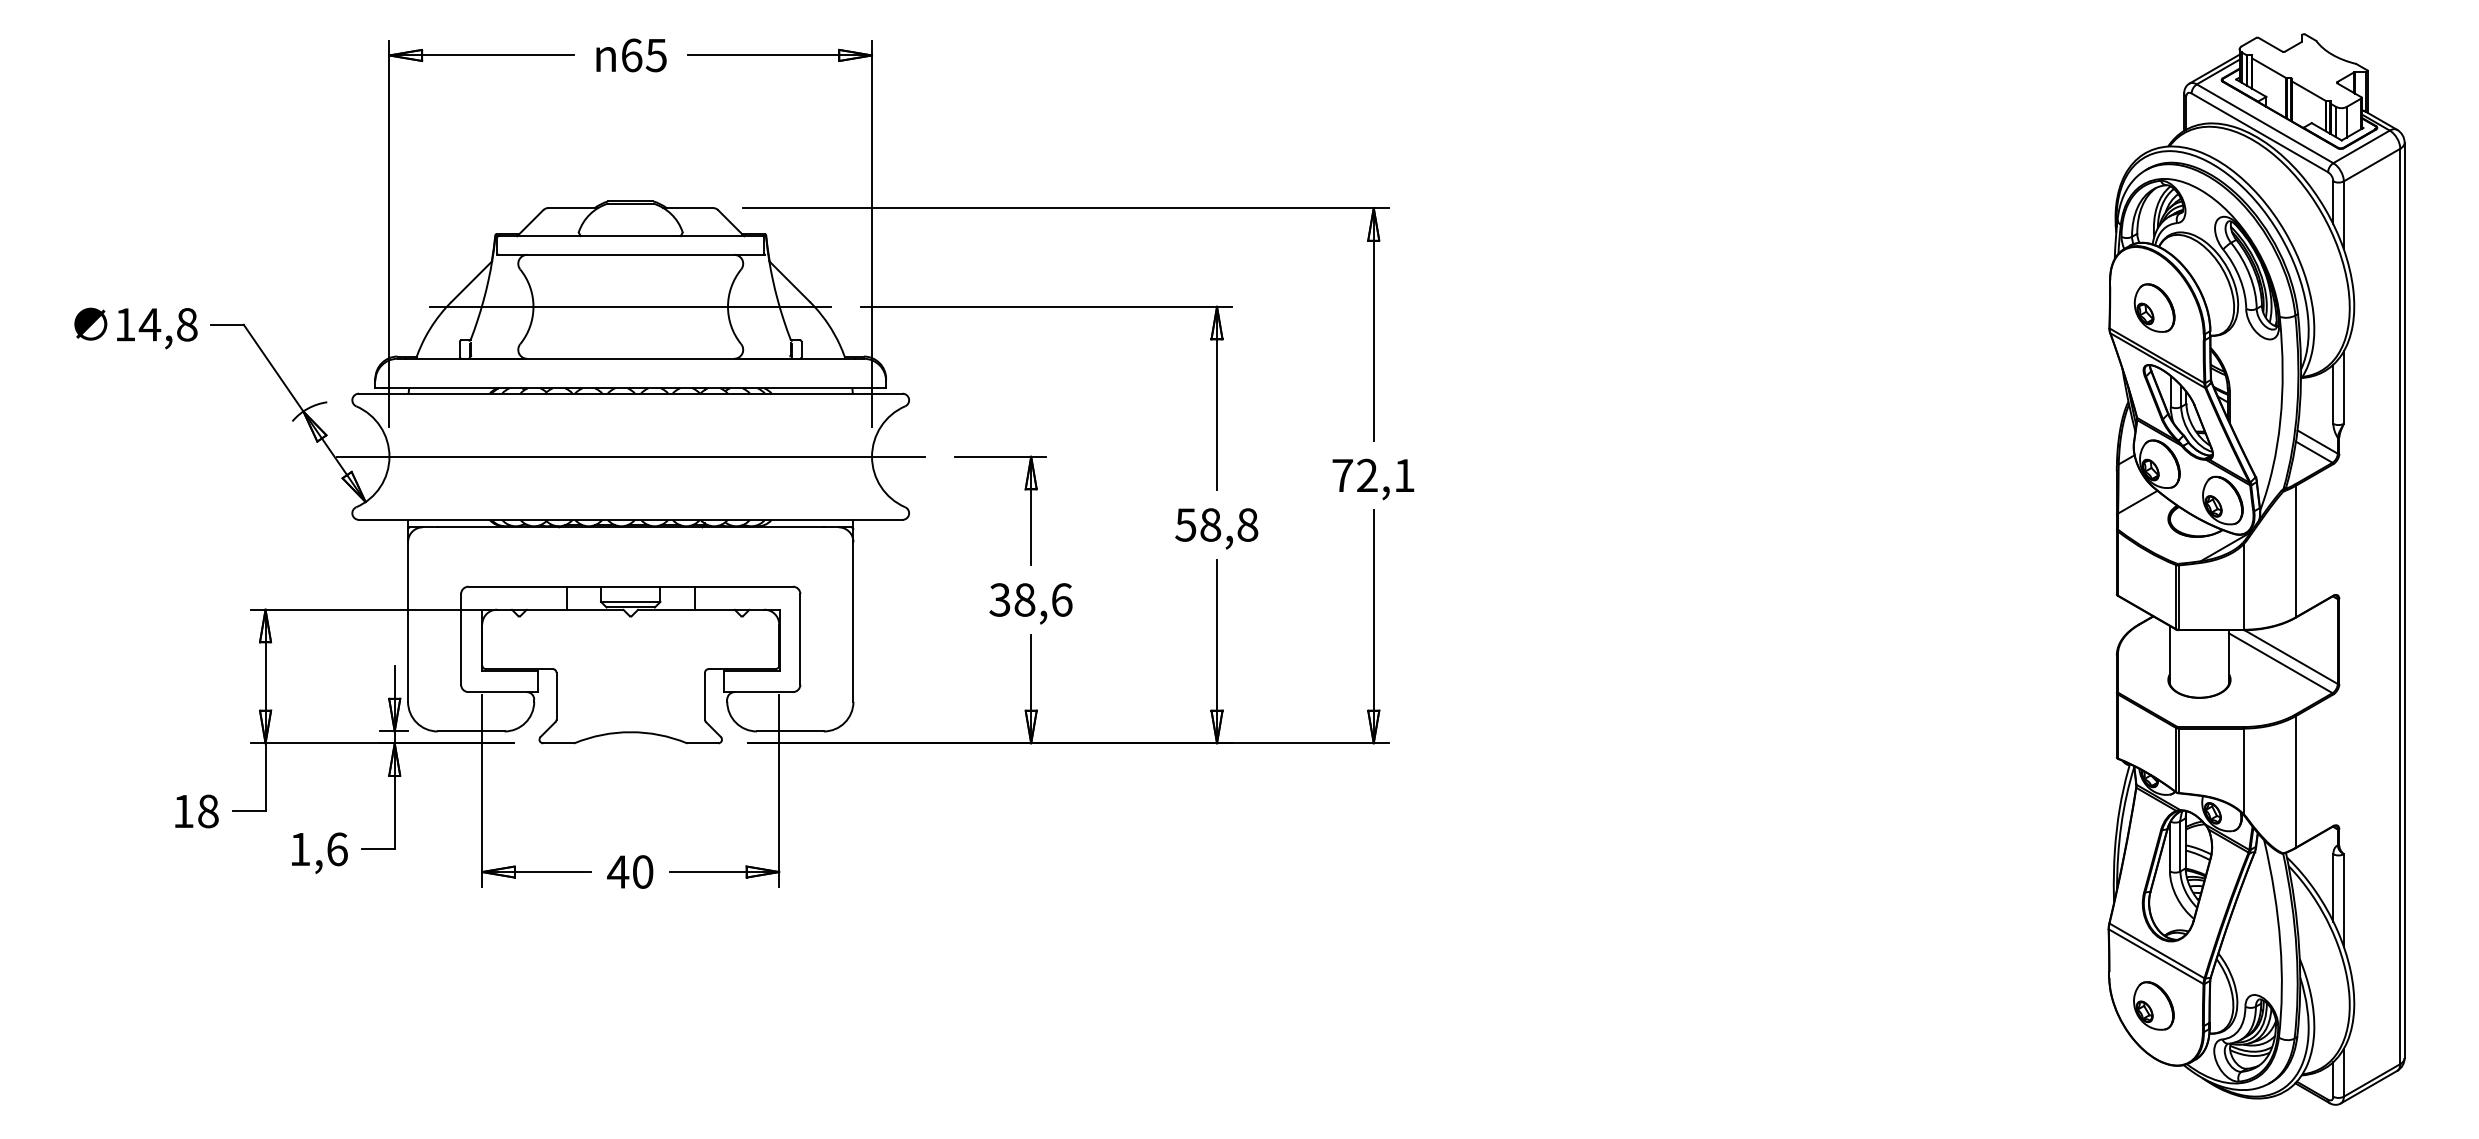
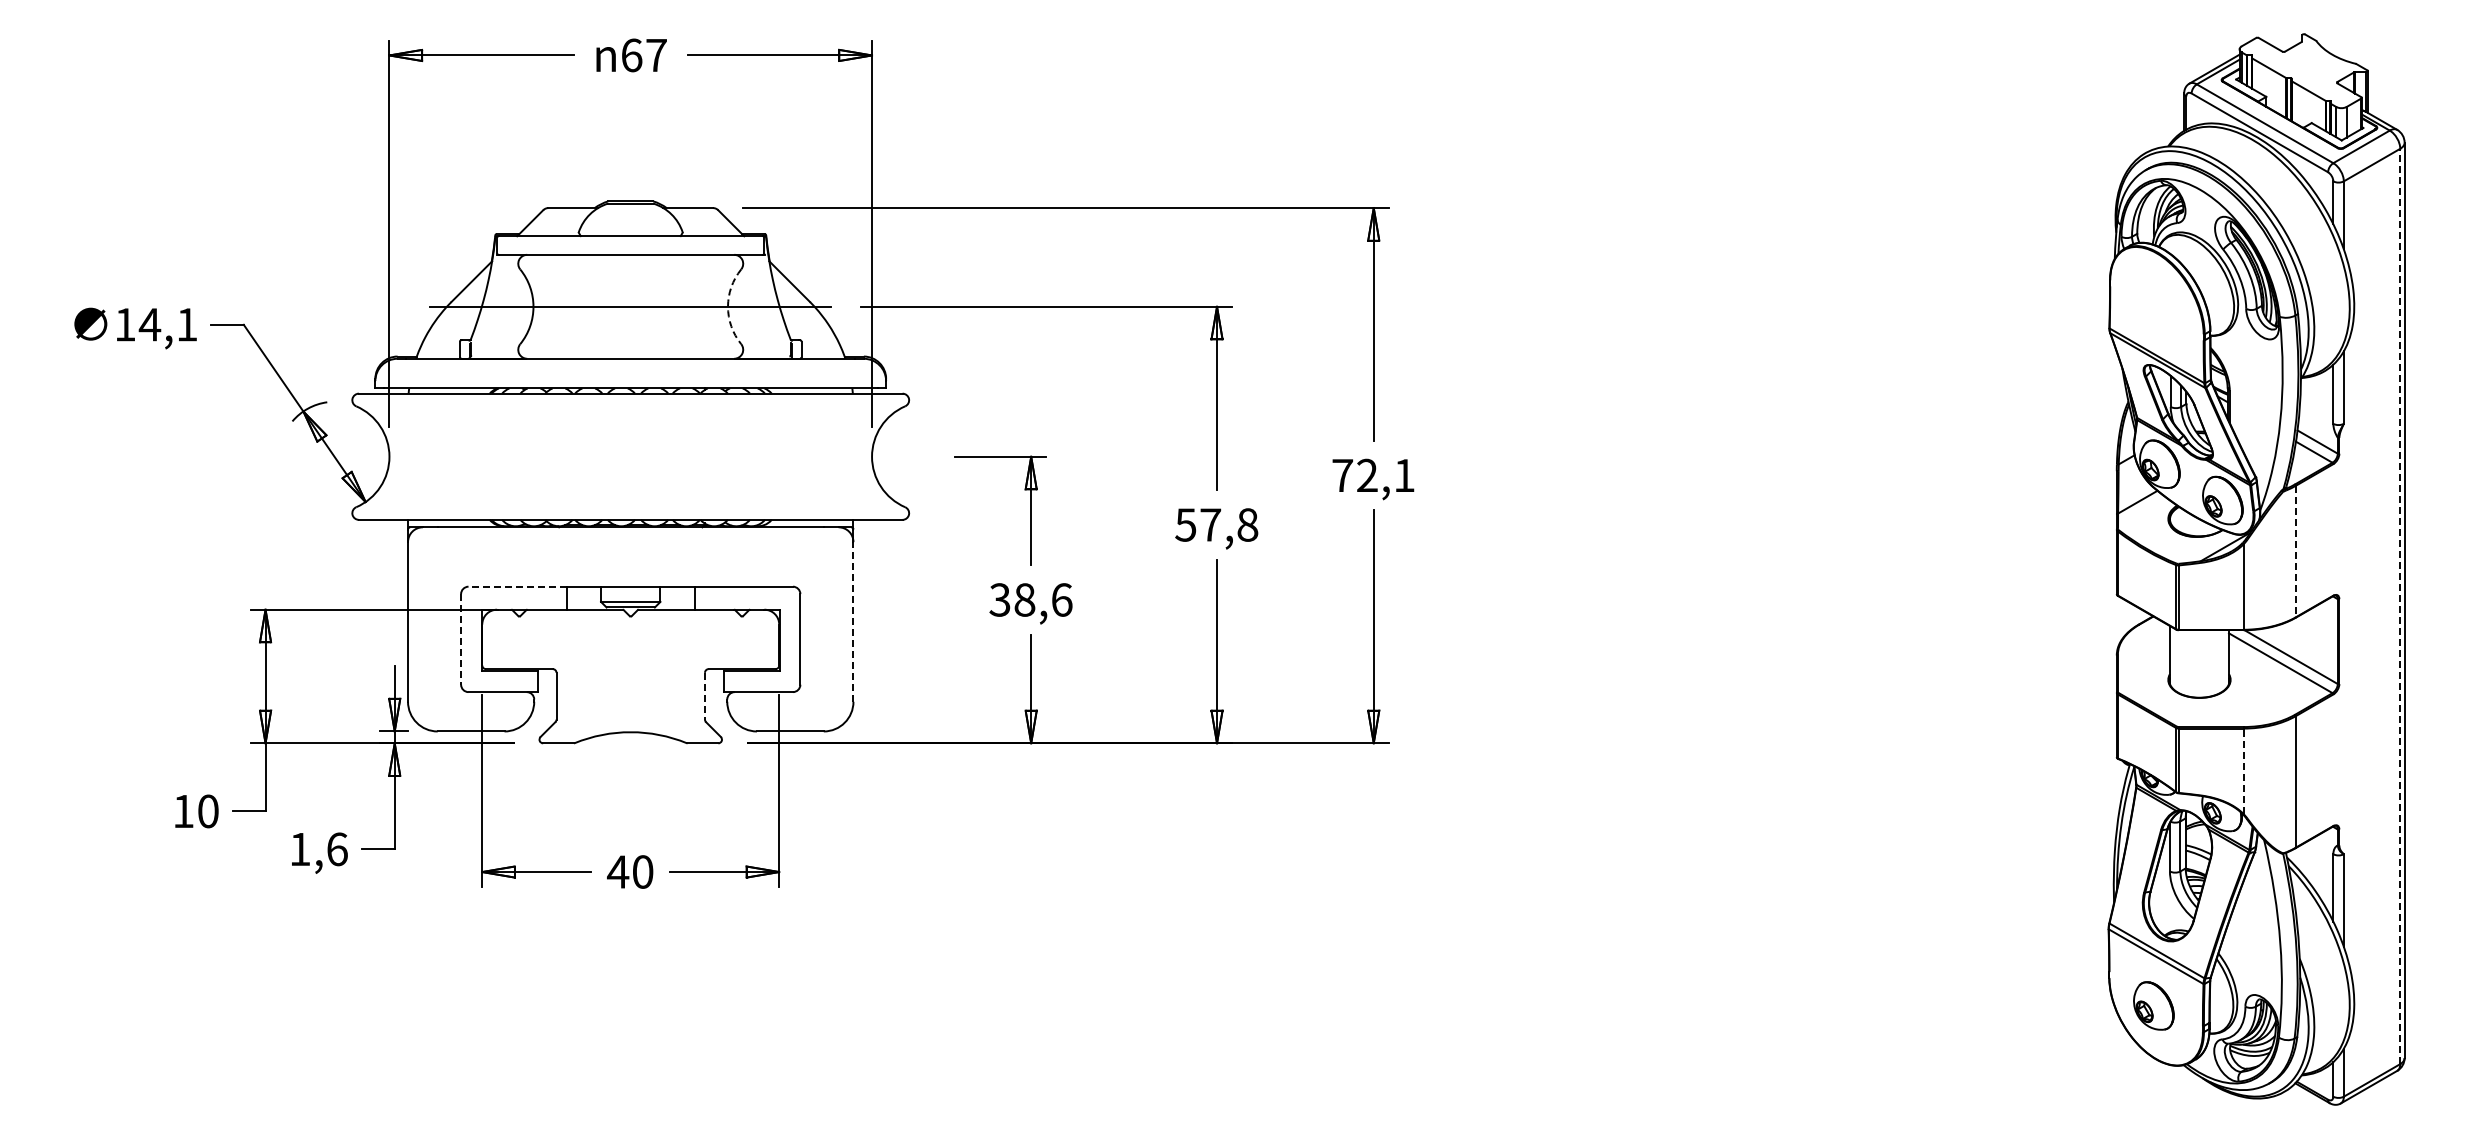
text: n65 -> n67 (655, 55)
arc: solid -> dashed (728, 306)
part: present -> none (2154, 307)
text: 14,8 -> 14,1 (187, 324)
line: present -> none (630, 456)
text: 58,8 -> 57,8 (1210, 524)
line: solid -> dashed (2296, 551)
line: solid -> dashed (517, 586)
line: solid -> dashed (2400, 606)
line: solid -> dashed (853, 621)
line: solid -> dashed (461, 639)
line: solid -> dashed (704, 696)
line: solid -> dashed (2243, 771)
text: 18 -> 10 (208, 811)
